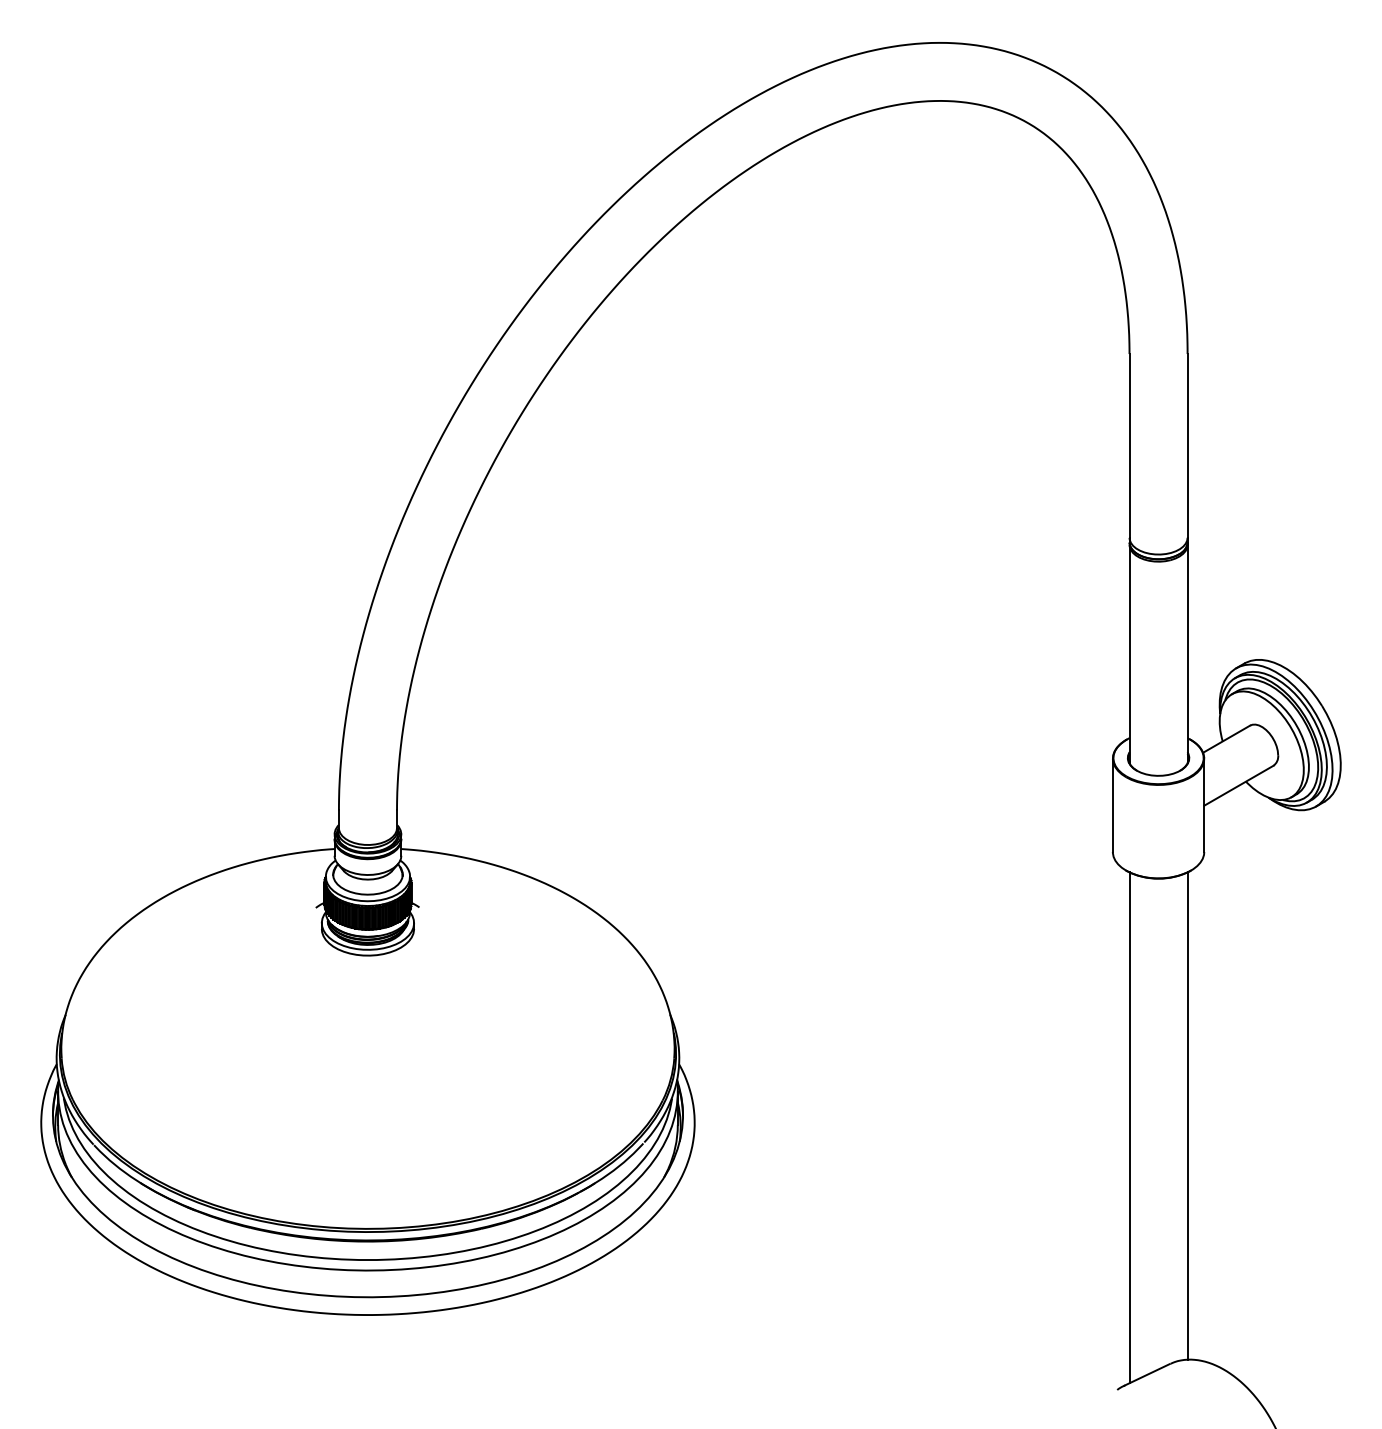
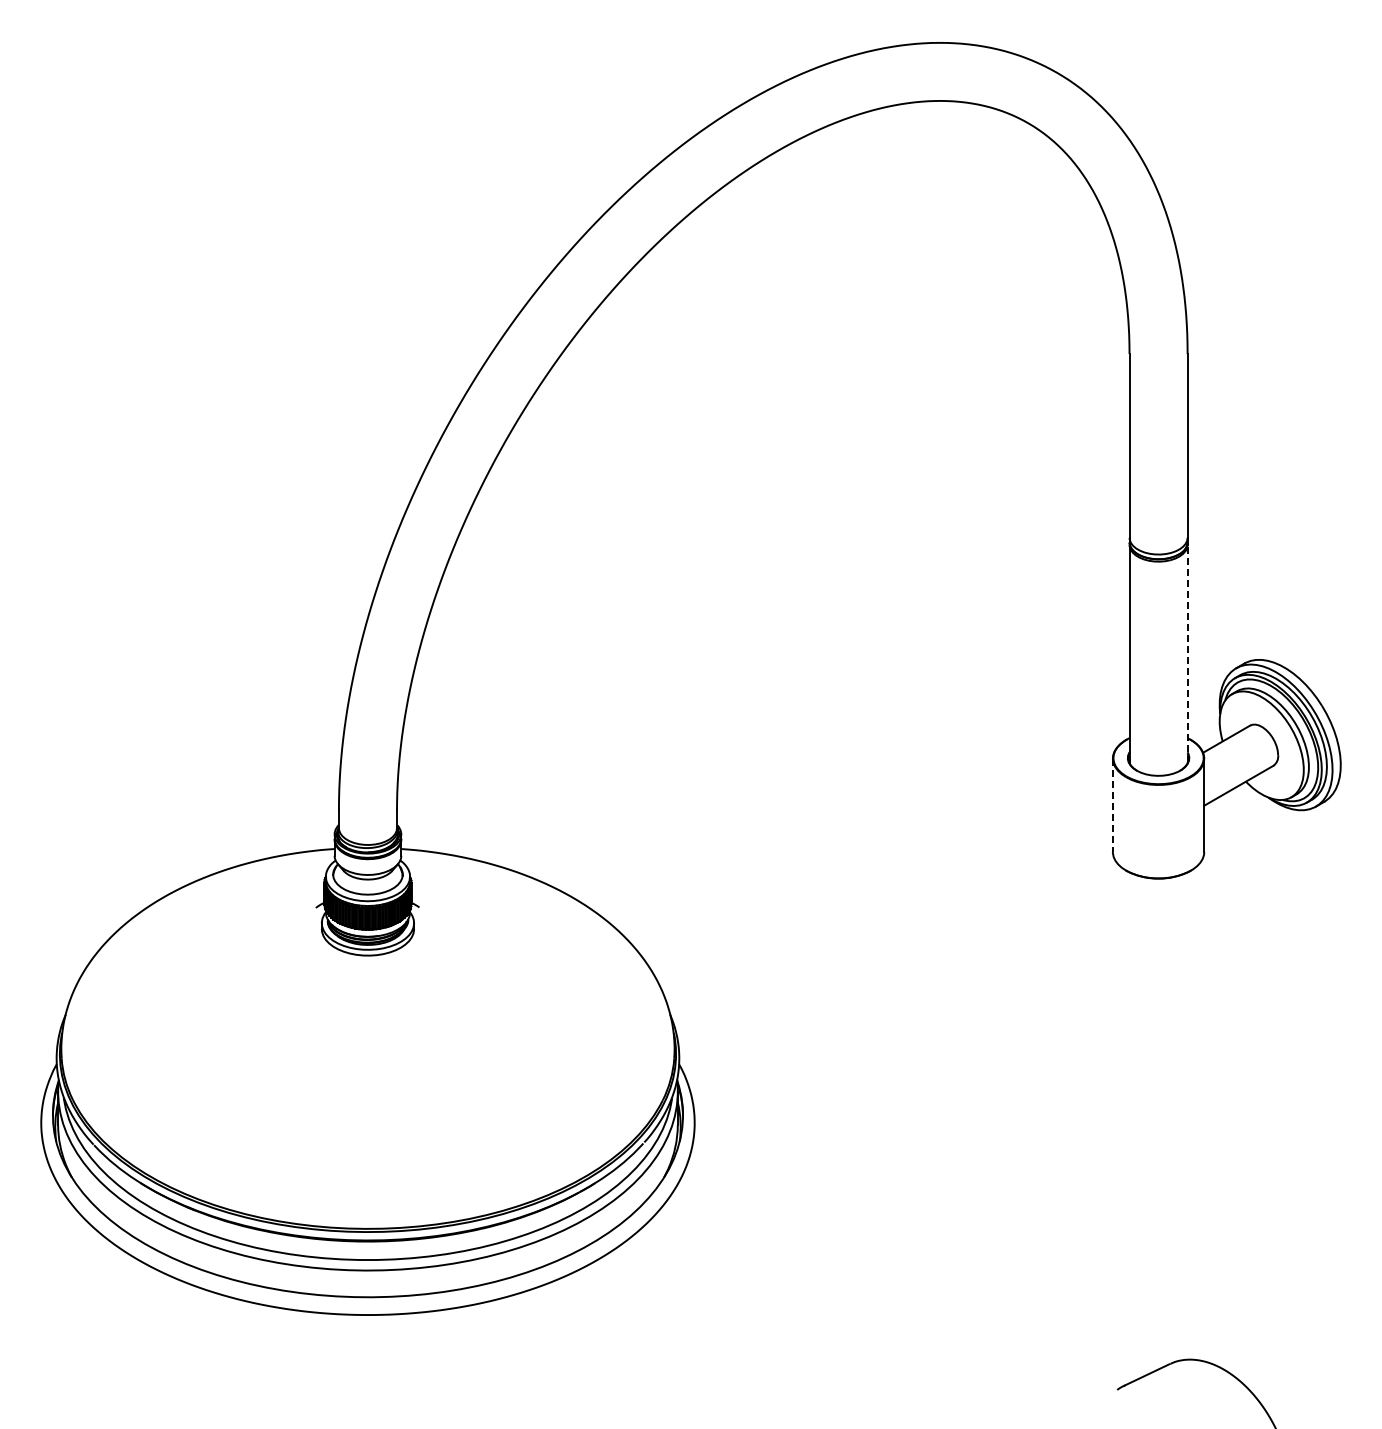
line: solid -> dashed (1187, 653)
line: solid -> dashed (1112, 805)
line: present -> none (1187, 1115)
line: present -> none (1129, 1127)
